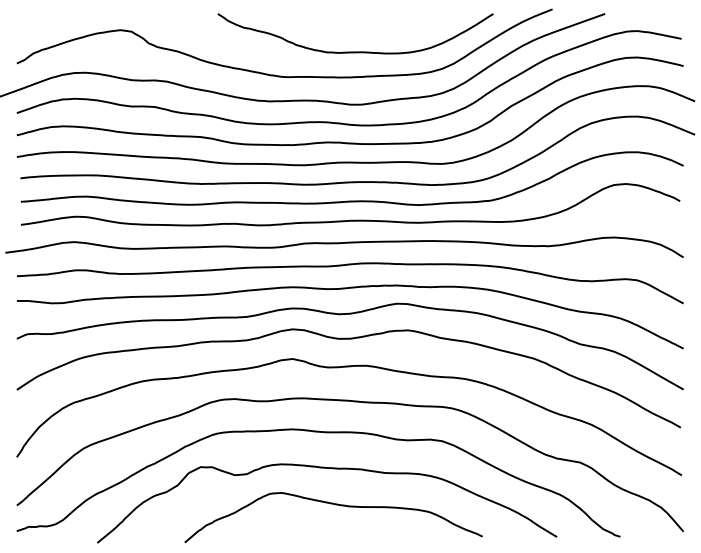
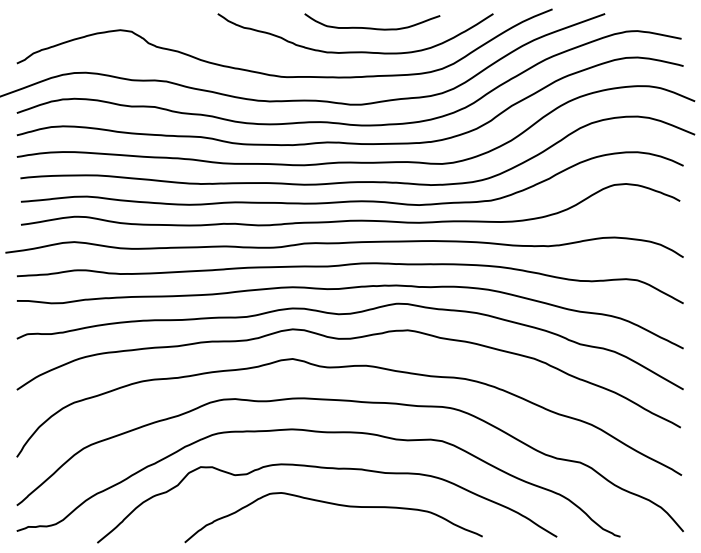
curve: none -> present (372, 27)
